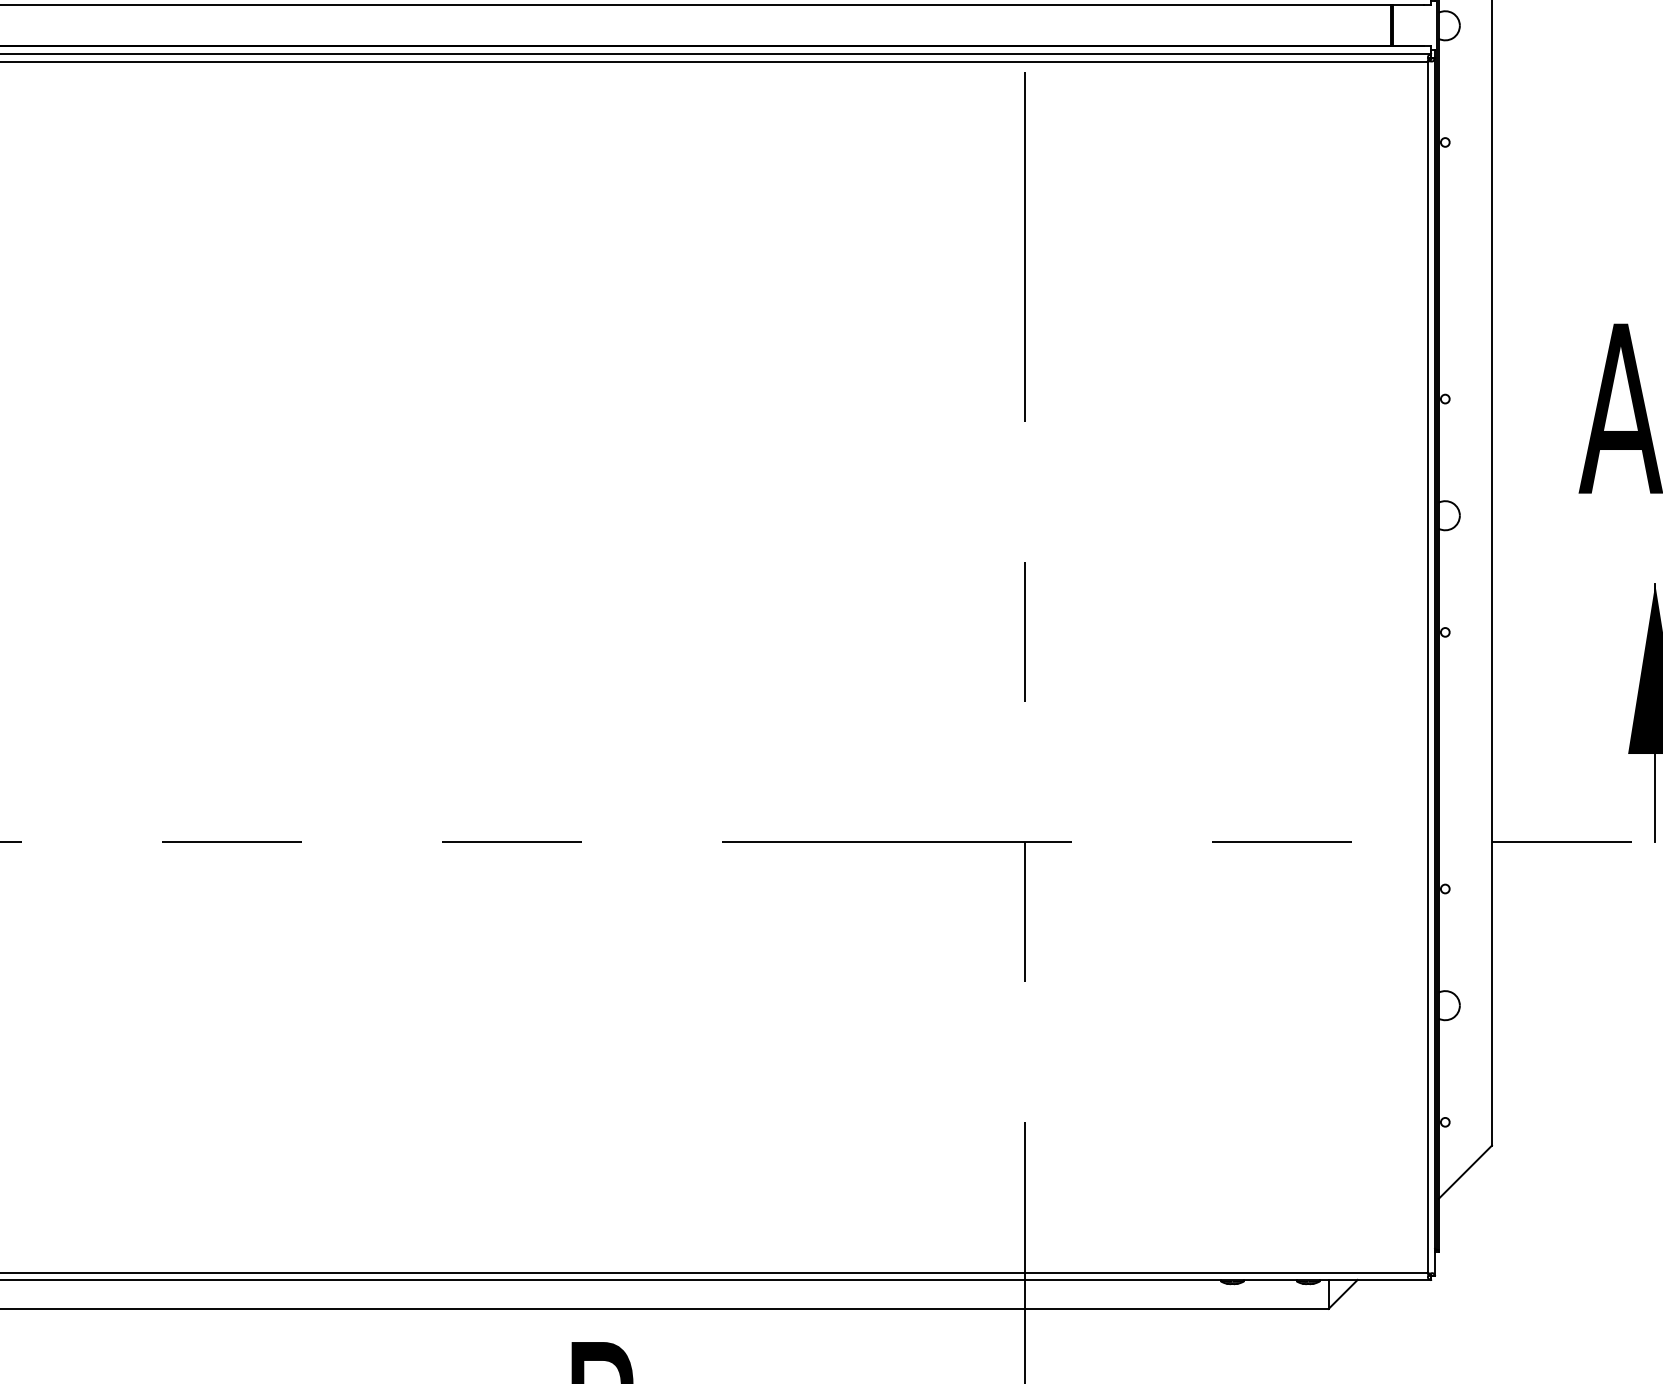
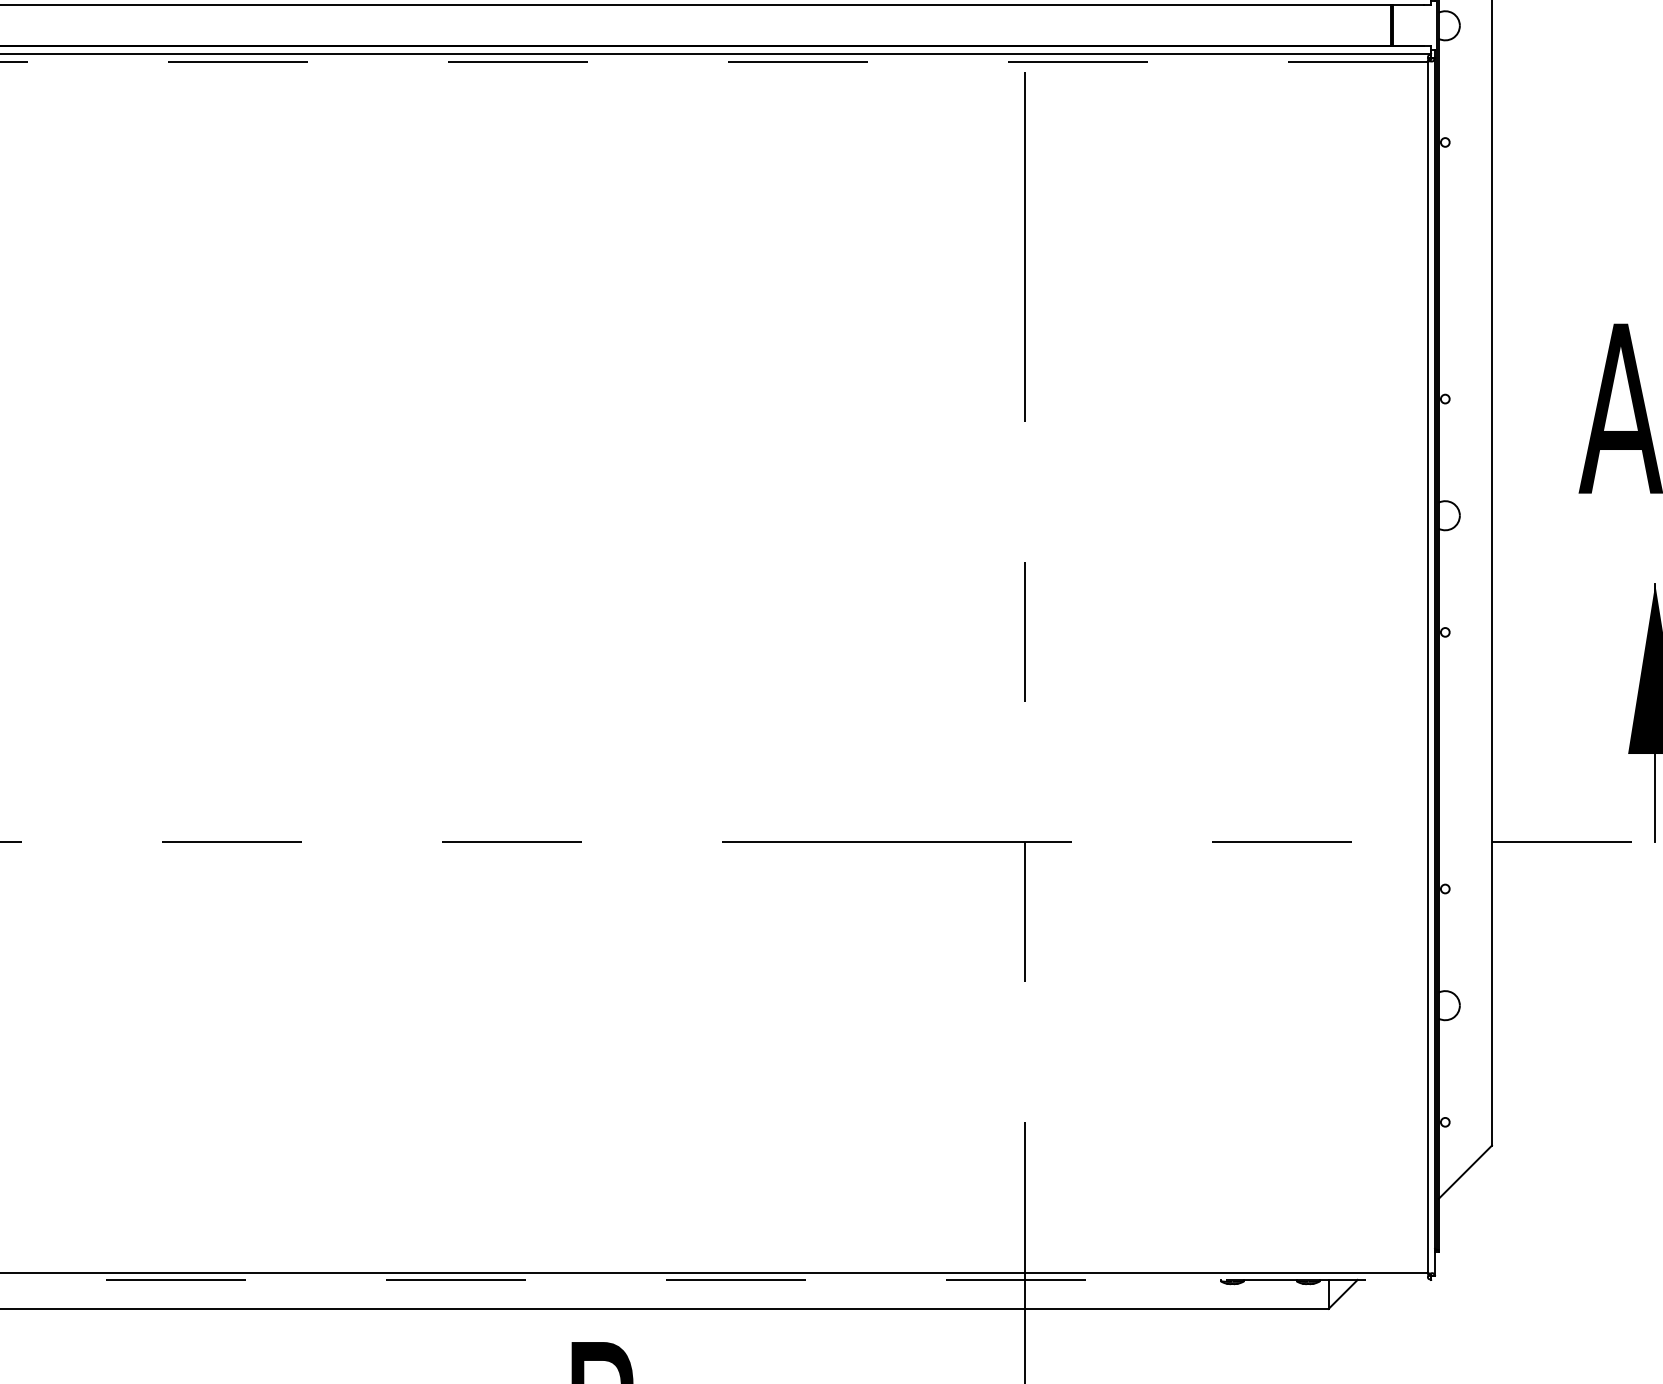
line: solid -> dashed (713, 62)
line: solid -> dashed (716, 1279)
